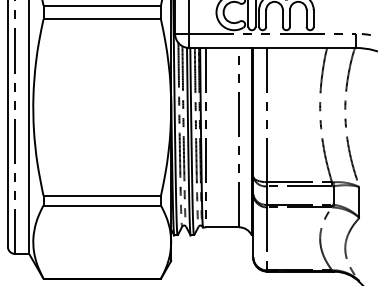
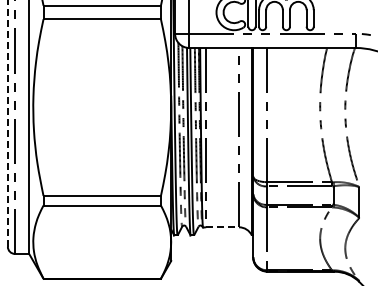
line: solid -> dashed (7, 122)
line: solid -> dashed (223, 227)
